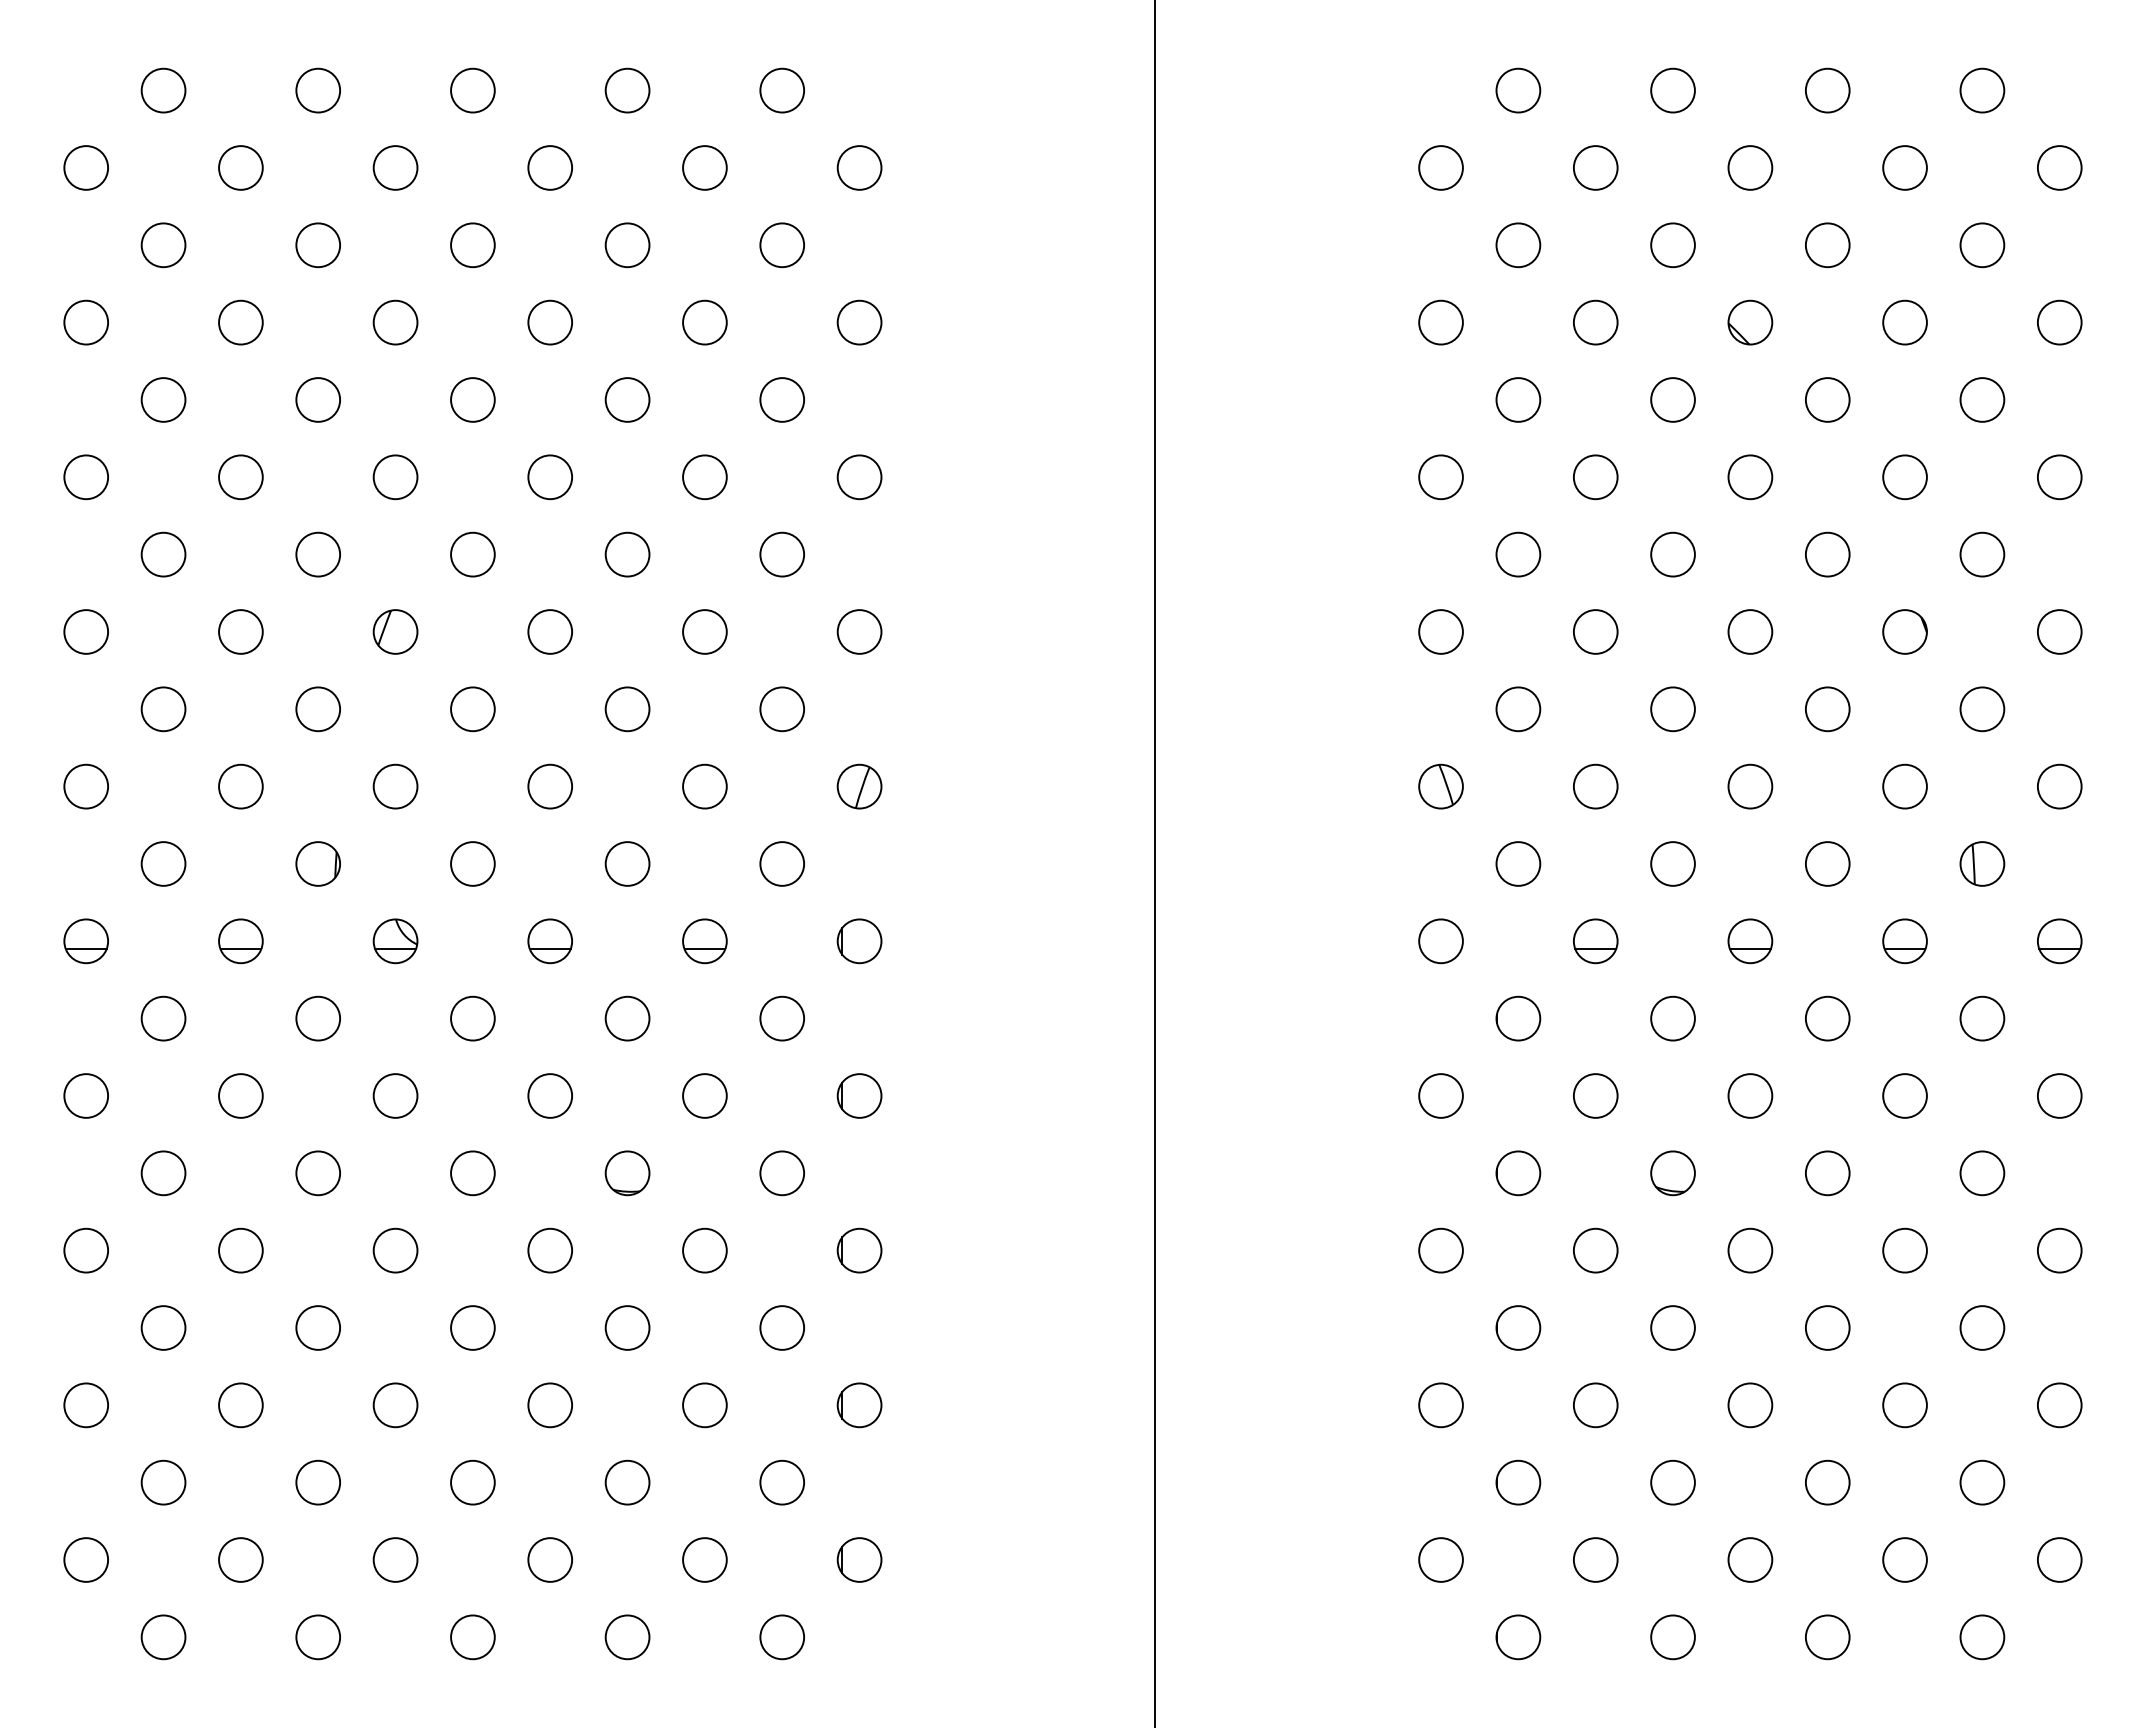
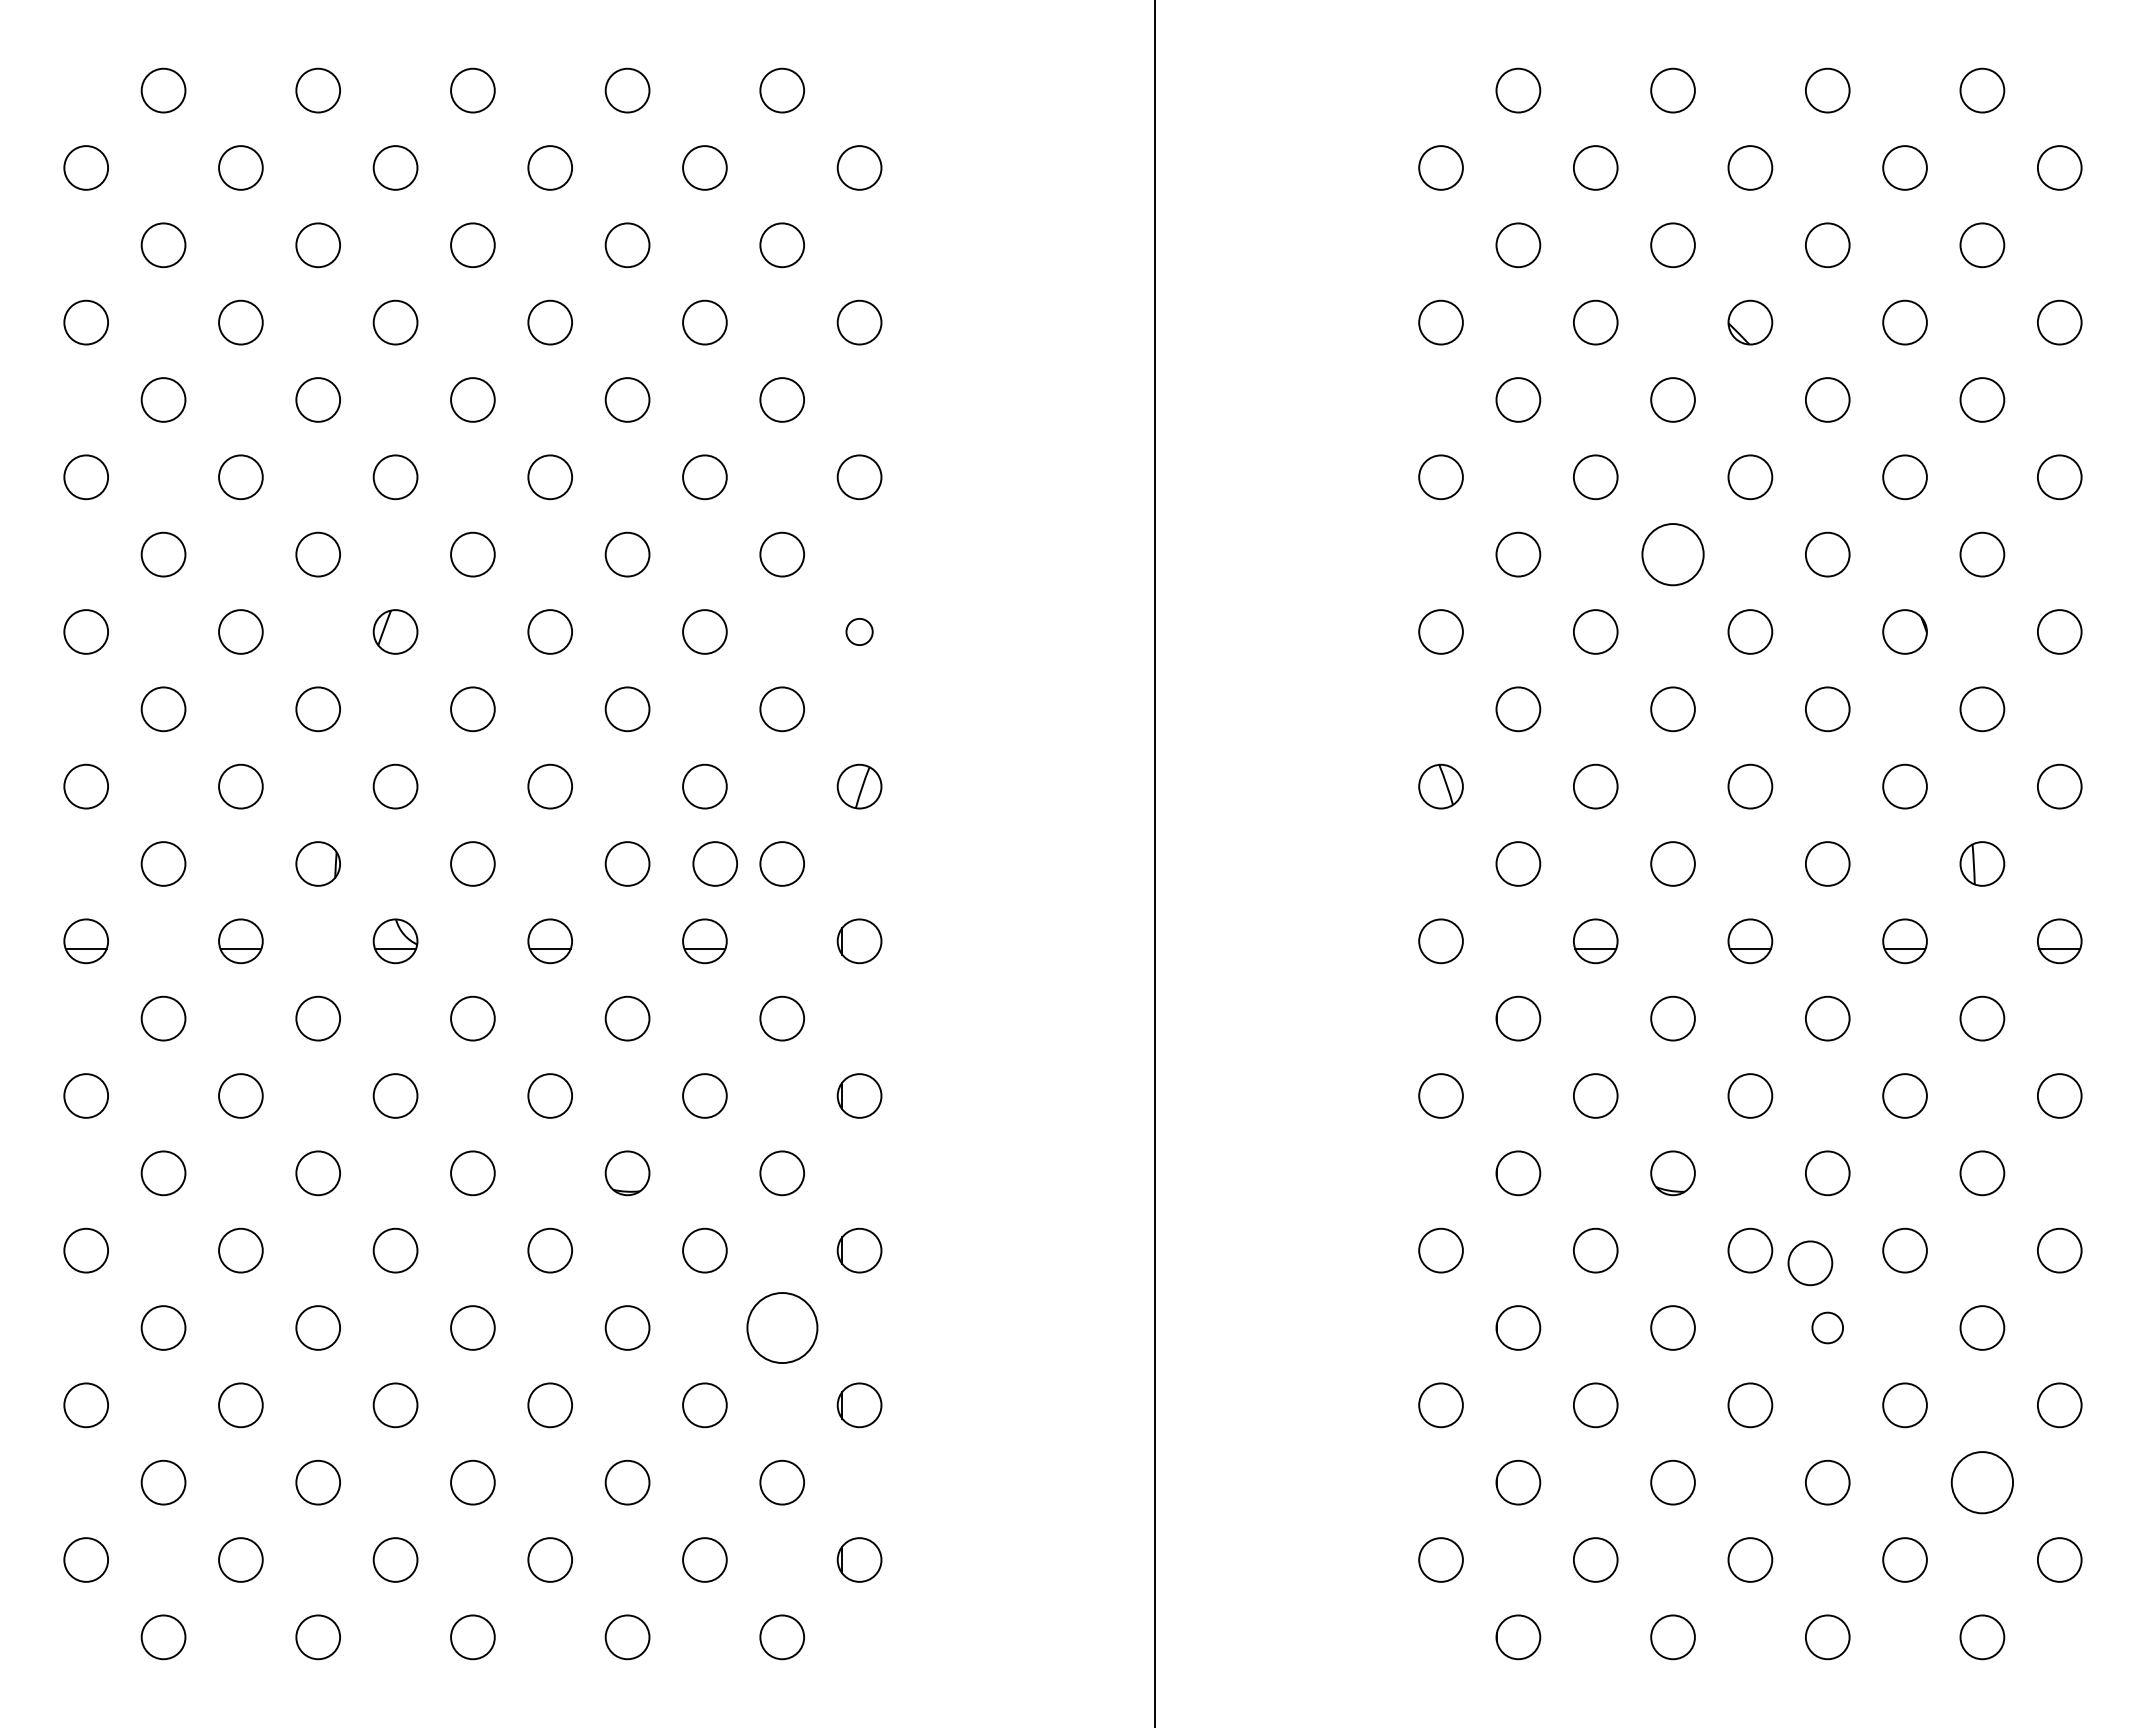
circle diameter: 44 px -> 61 px (1672, 554)
circle diameter: 44 px -> 26 px (859, 631)
circle: none -> present (714, 863)
circle: none -> present (1810, 1263)
circle size: 46x46 px -> 73x72 px (782, 1327)
circle diameter: 44 px -> 31 px (1827, 1327)
circle diameter: 44 px -> 61 px (1982, 1482)
